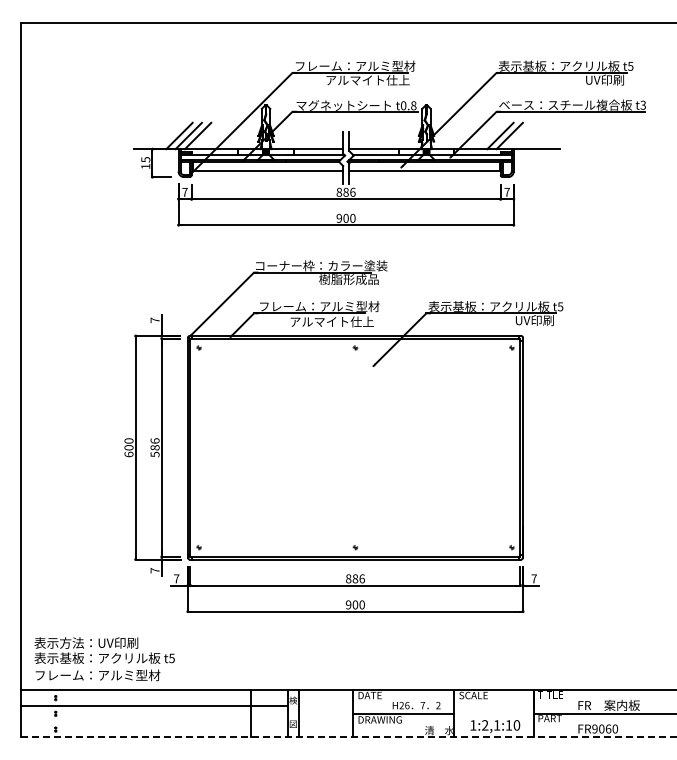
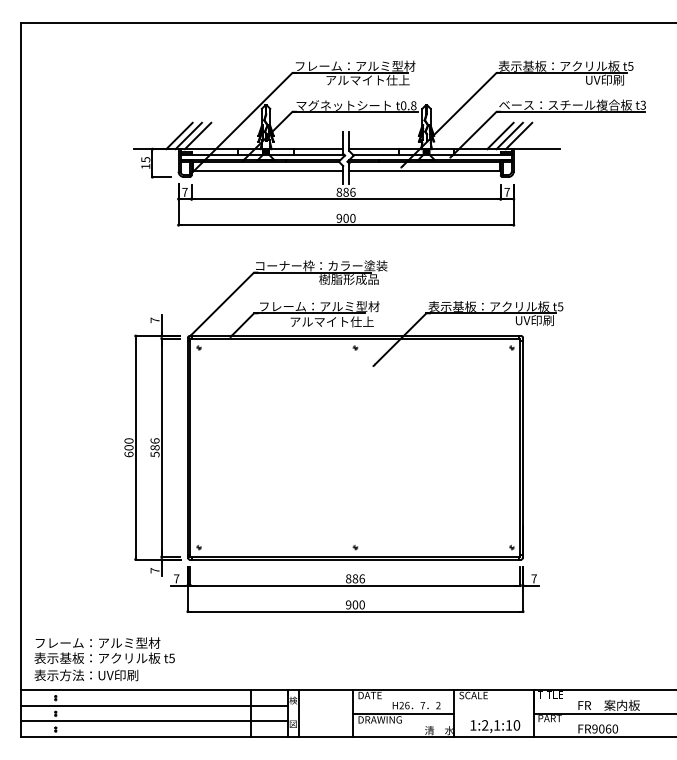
line: none -> present (518, 135)
text: 表示方法：UV印刷 -> フレーム：アルミ型材 (97, 642)
text: フレーム：アルミ型材 -> 表示方法：UV印刷 (97, 675)
line: none -> present (153, 721)
line: dashed -> solid (348, 737)
